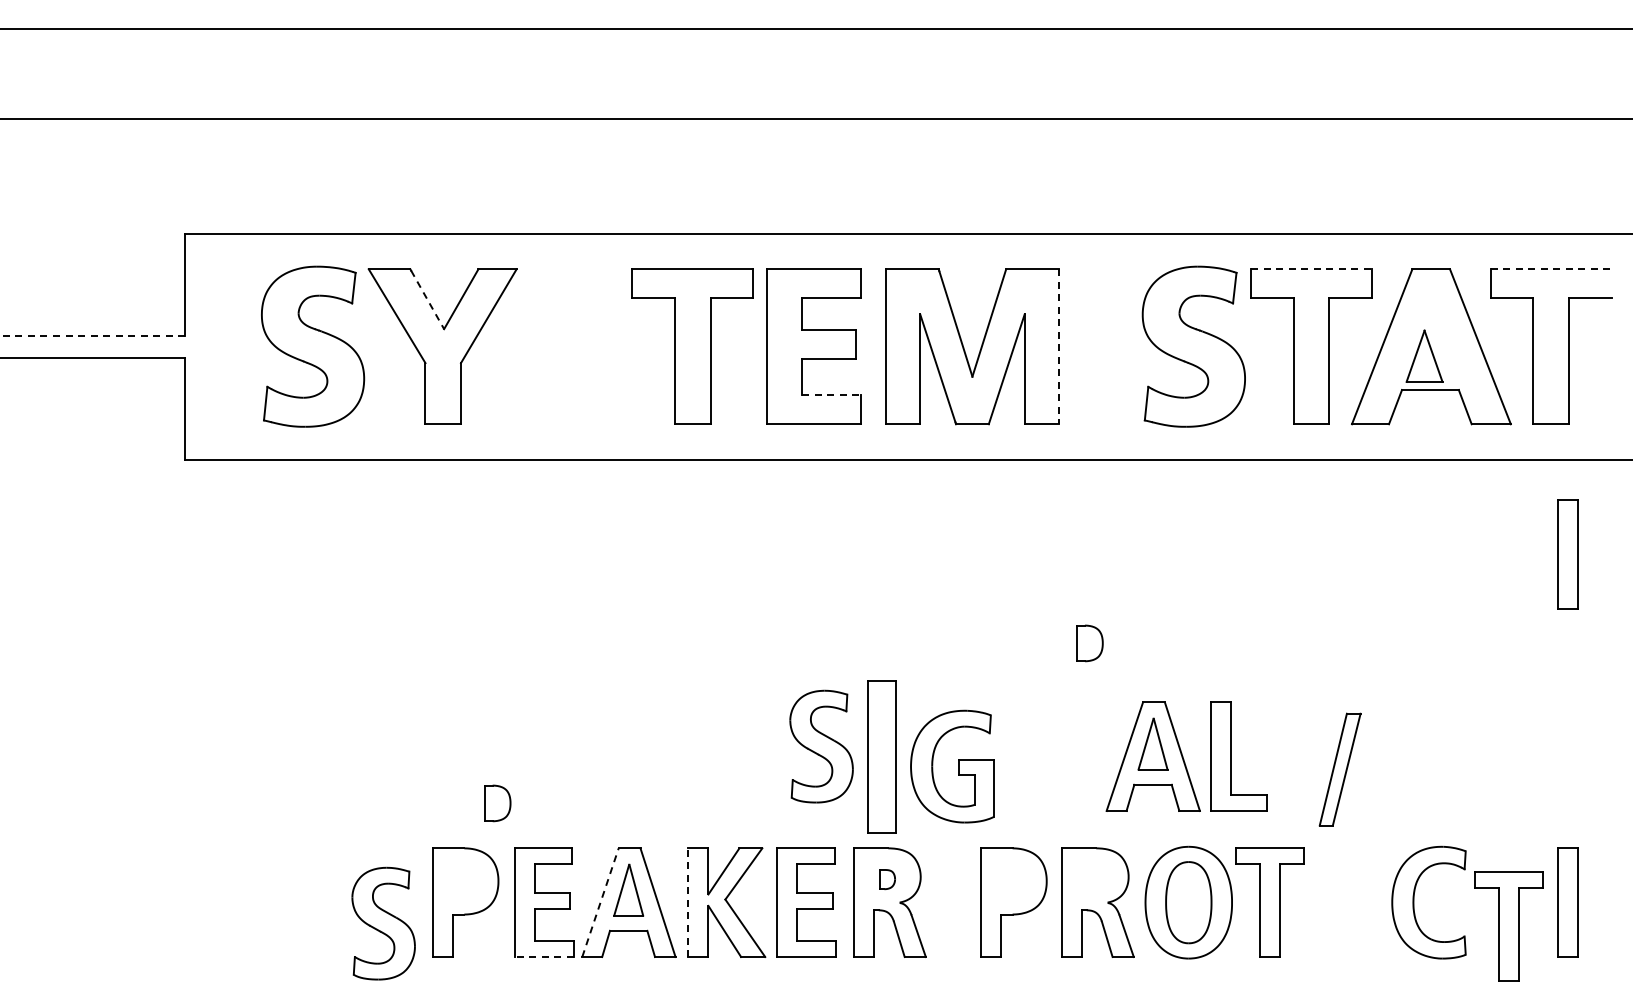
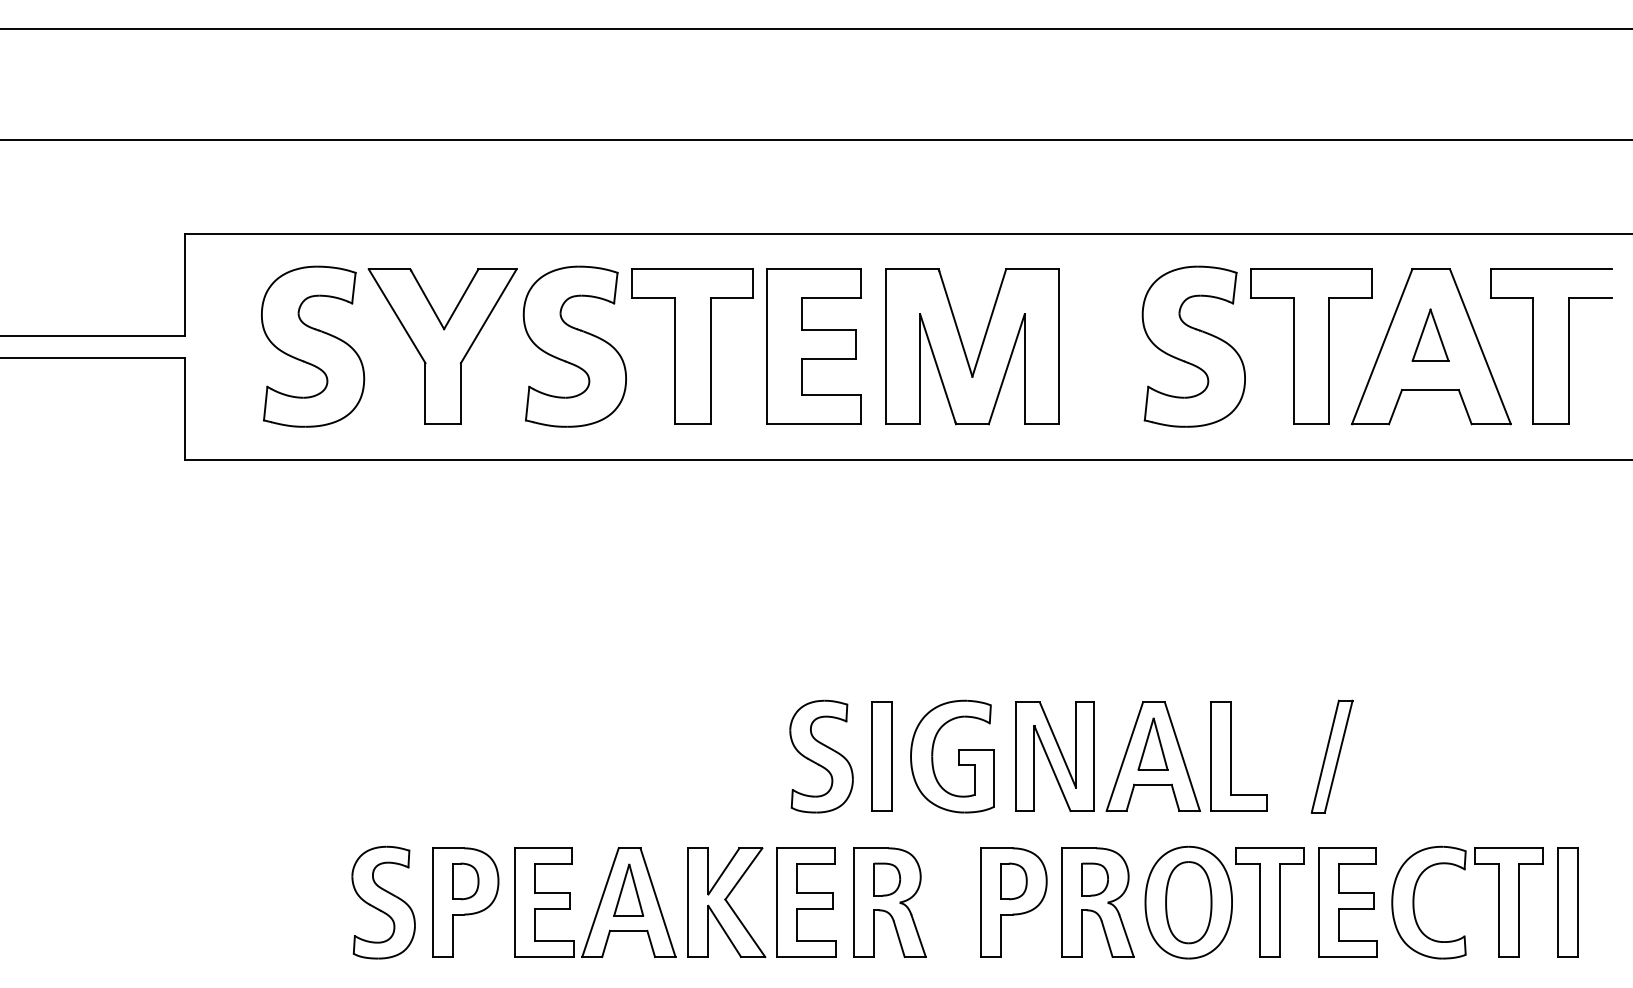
line position: (815, 118) -> (815, 139) (815, 139)
line: dashed -> solid (1311, 269)
line: dashed -> solid (1551, 269)
line: dashed -> solid (427, 299)
line: dashed -> solid (92, 335)
part: none -> present (574, 346)
line: dashed -> solid (1058, 346)
part position: (1424, 355) -> (1430, 334) (1430, 334)
line: dashed -> solid (832, 395)
part: present -> none (1567, 554)
part position: (1089, 643) -> (1013, 881) (1013, 881)
part position: (821, 746) -> (821, 756) (821, 756)
part size: 30x154 px -> 22x111 px (881, 756)
part: none -> present (1054, 756)
part position: (952, 766) -> (952, 756) (952, 756)
part position: (1339, 769) -> (1331, 756) (1331, 756)
part position: (497, 803) -> (465, 881) (465, 881)
part size: 17x22 px -> 29x35 px (887, 879)
part: none -> present (1094, 879)
line: dashed -> solid (600, 902)
line: dashed -> solid (688, 902)
part: none -> present (1347, 902)
part position: (383, 923) -> (383, 902) (383, 902)
part position: (1508, 926) -> (1508, 902) (1508, 902)
line: dashed -> solid (543, 957)
